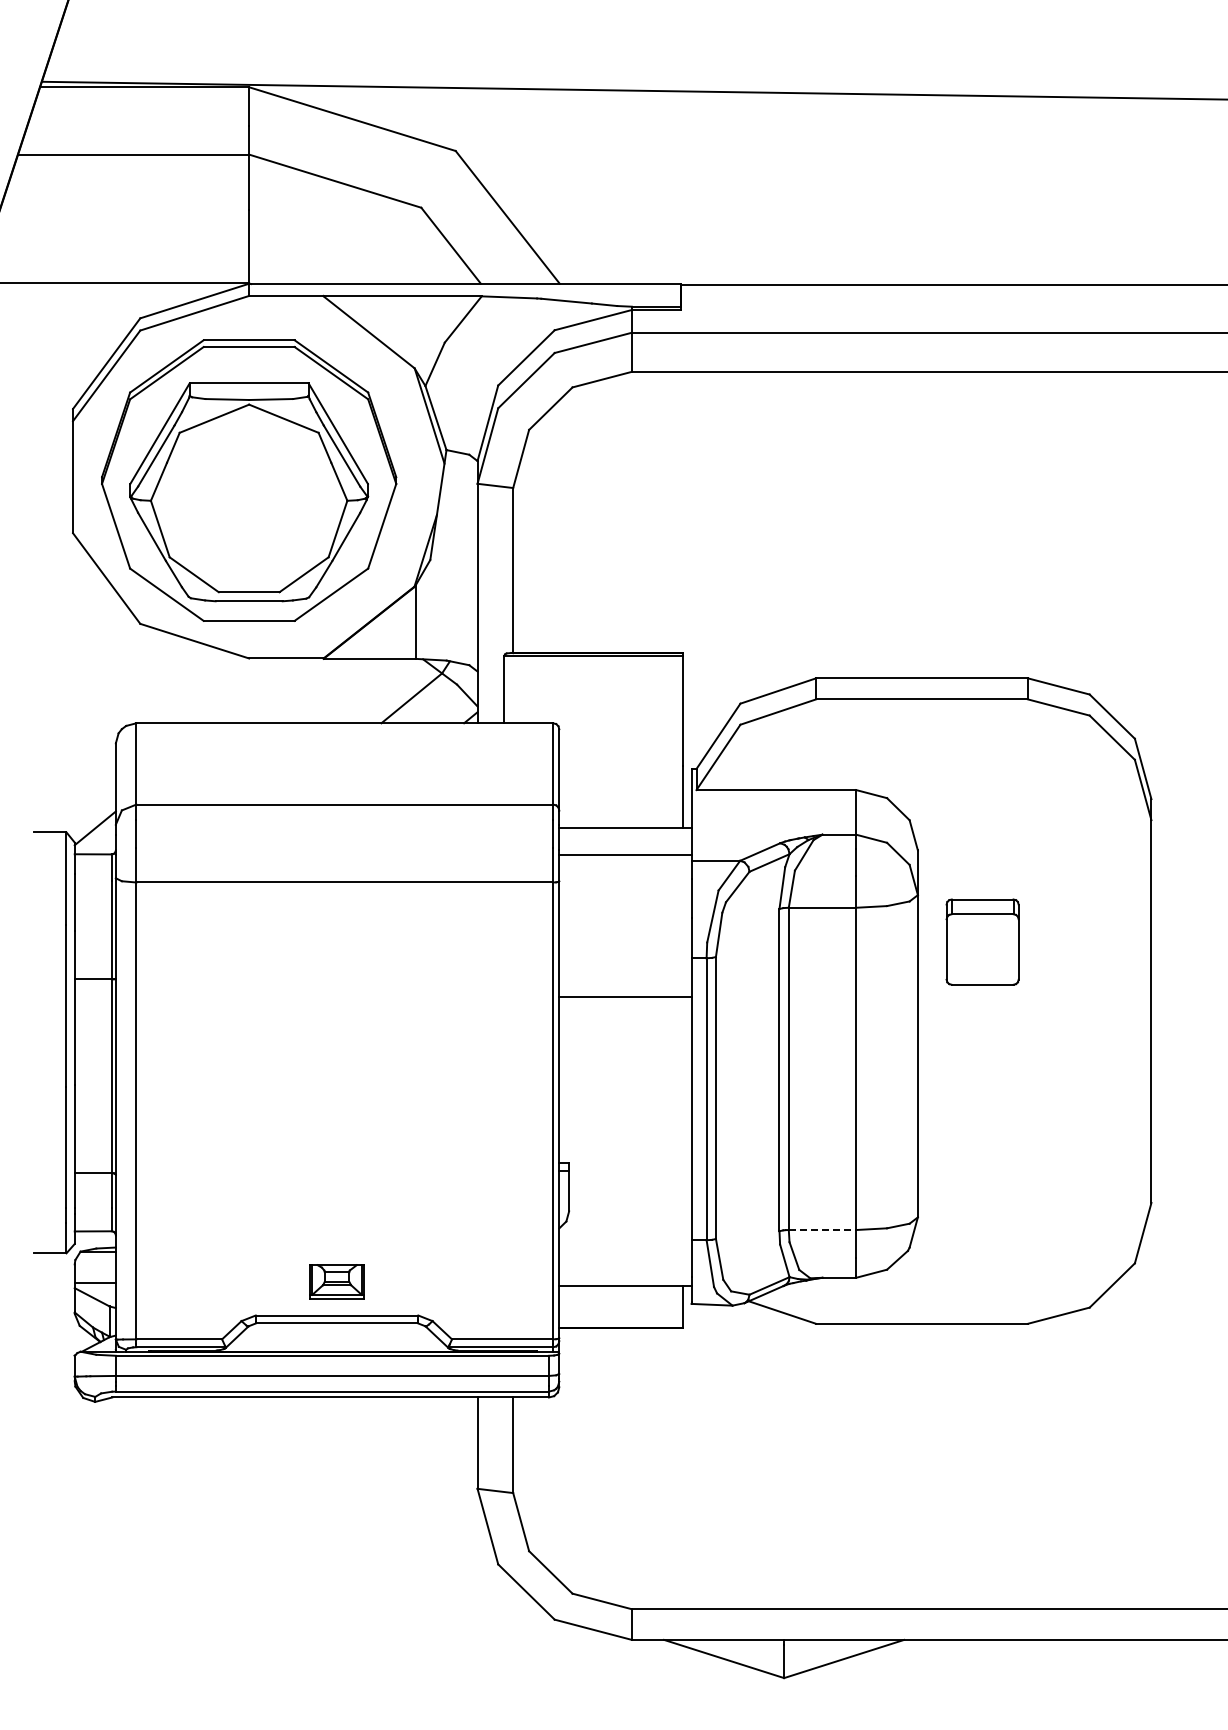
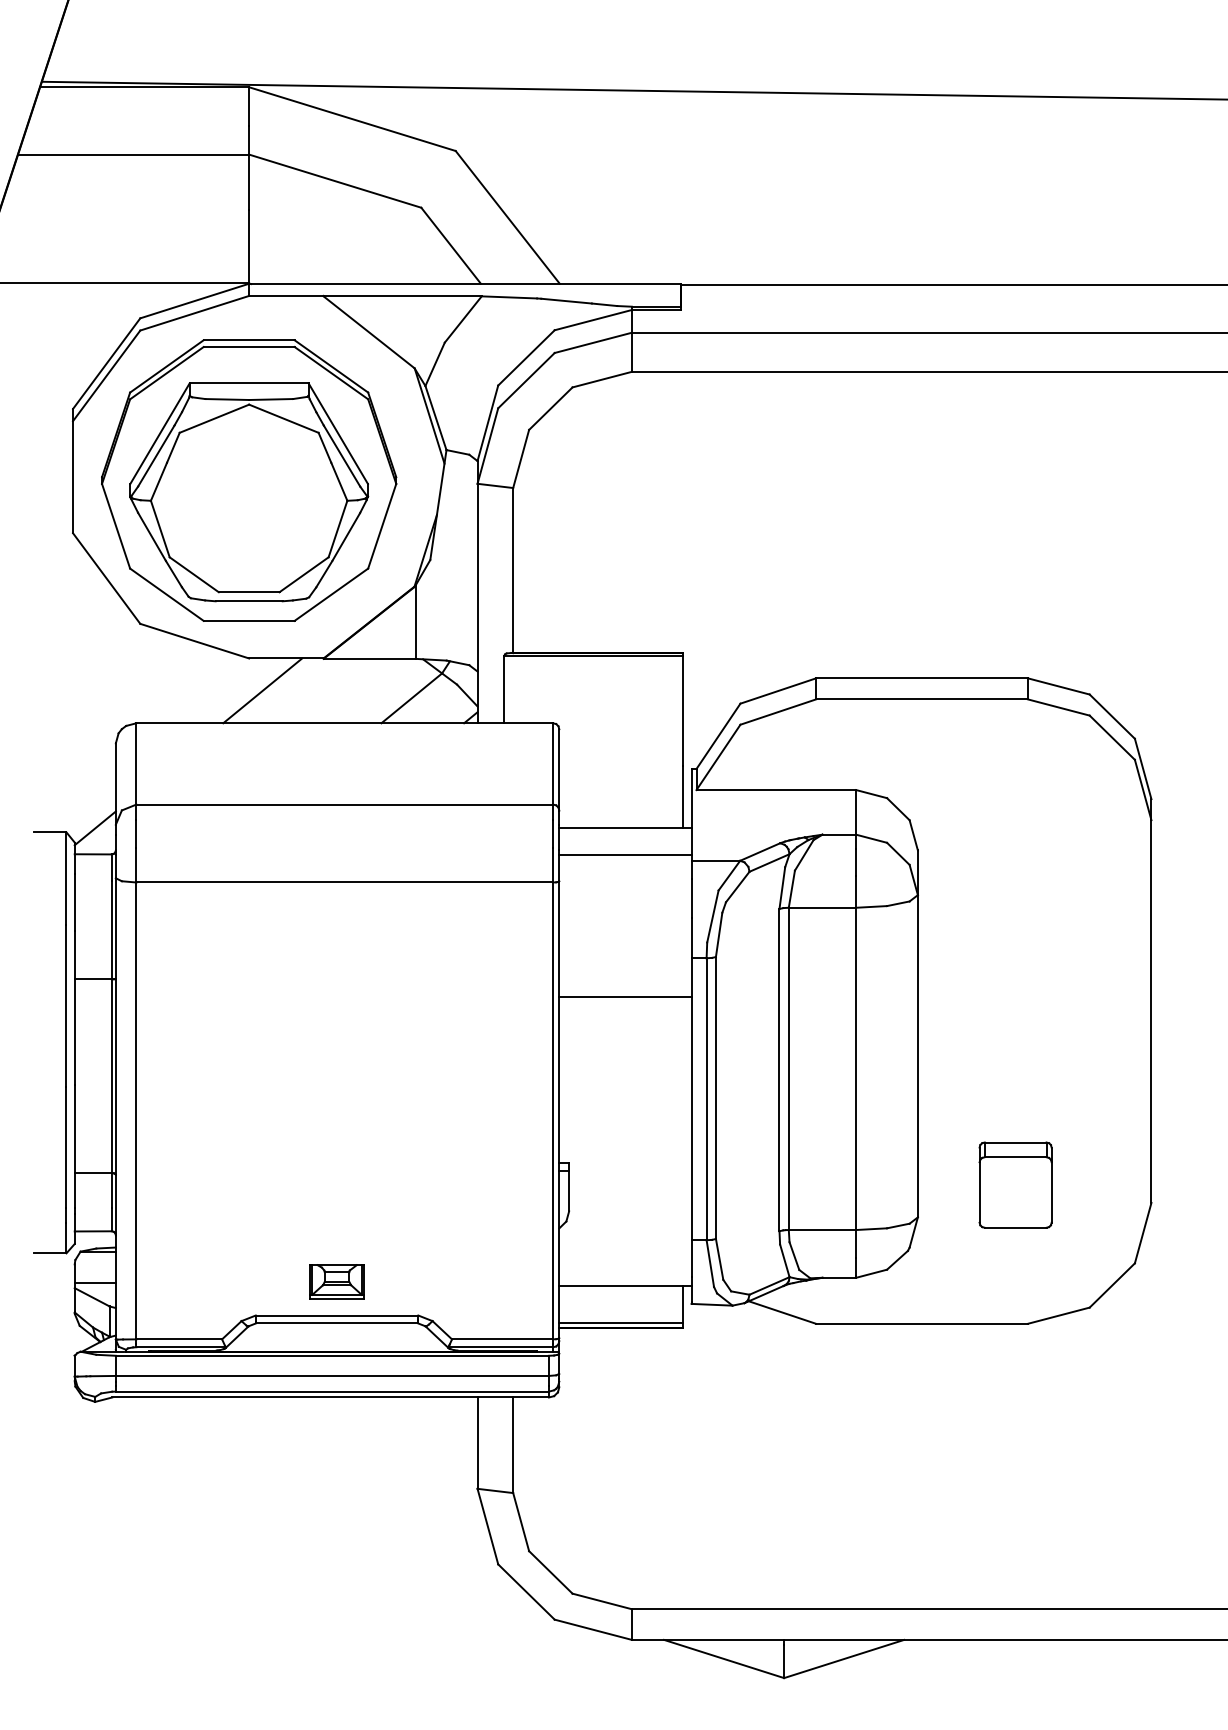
line: none -> present (262, 690)
part position: (982, 941) -> (1015, 1184) (1015, 1184)
line: dashed -> solid (822, 1230)
line: none -> present (621, 1322)
